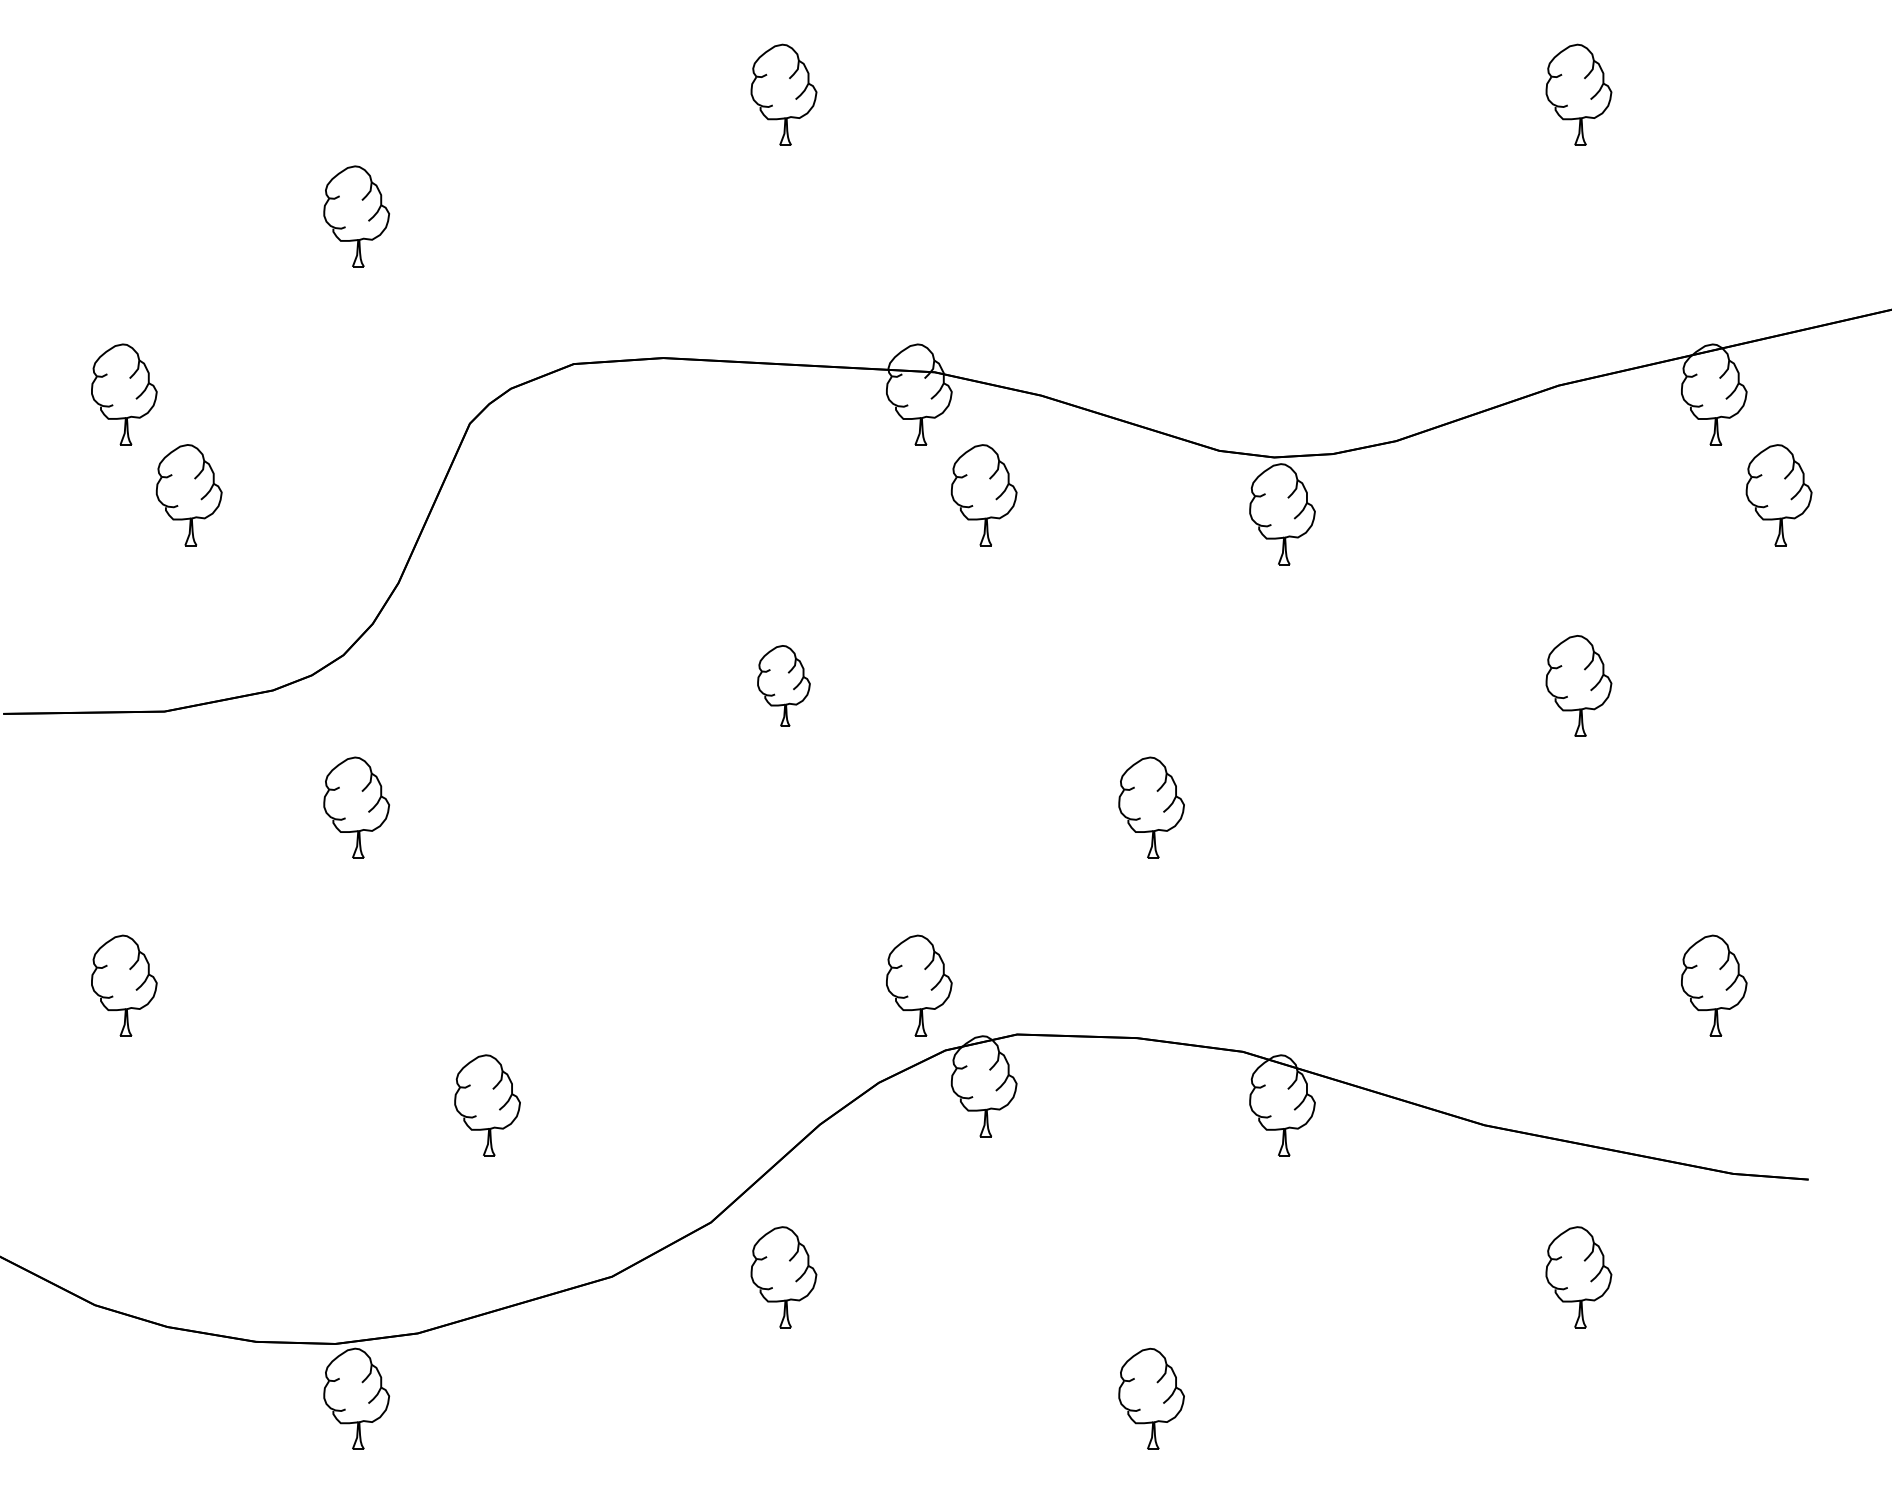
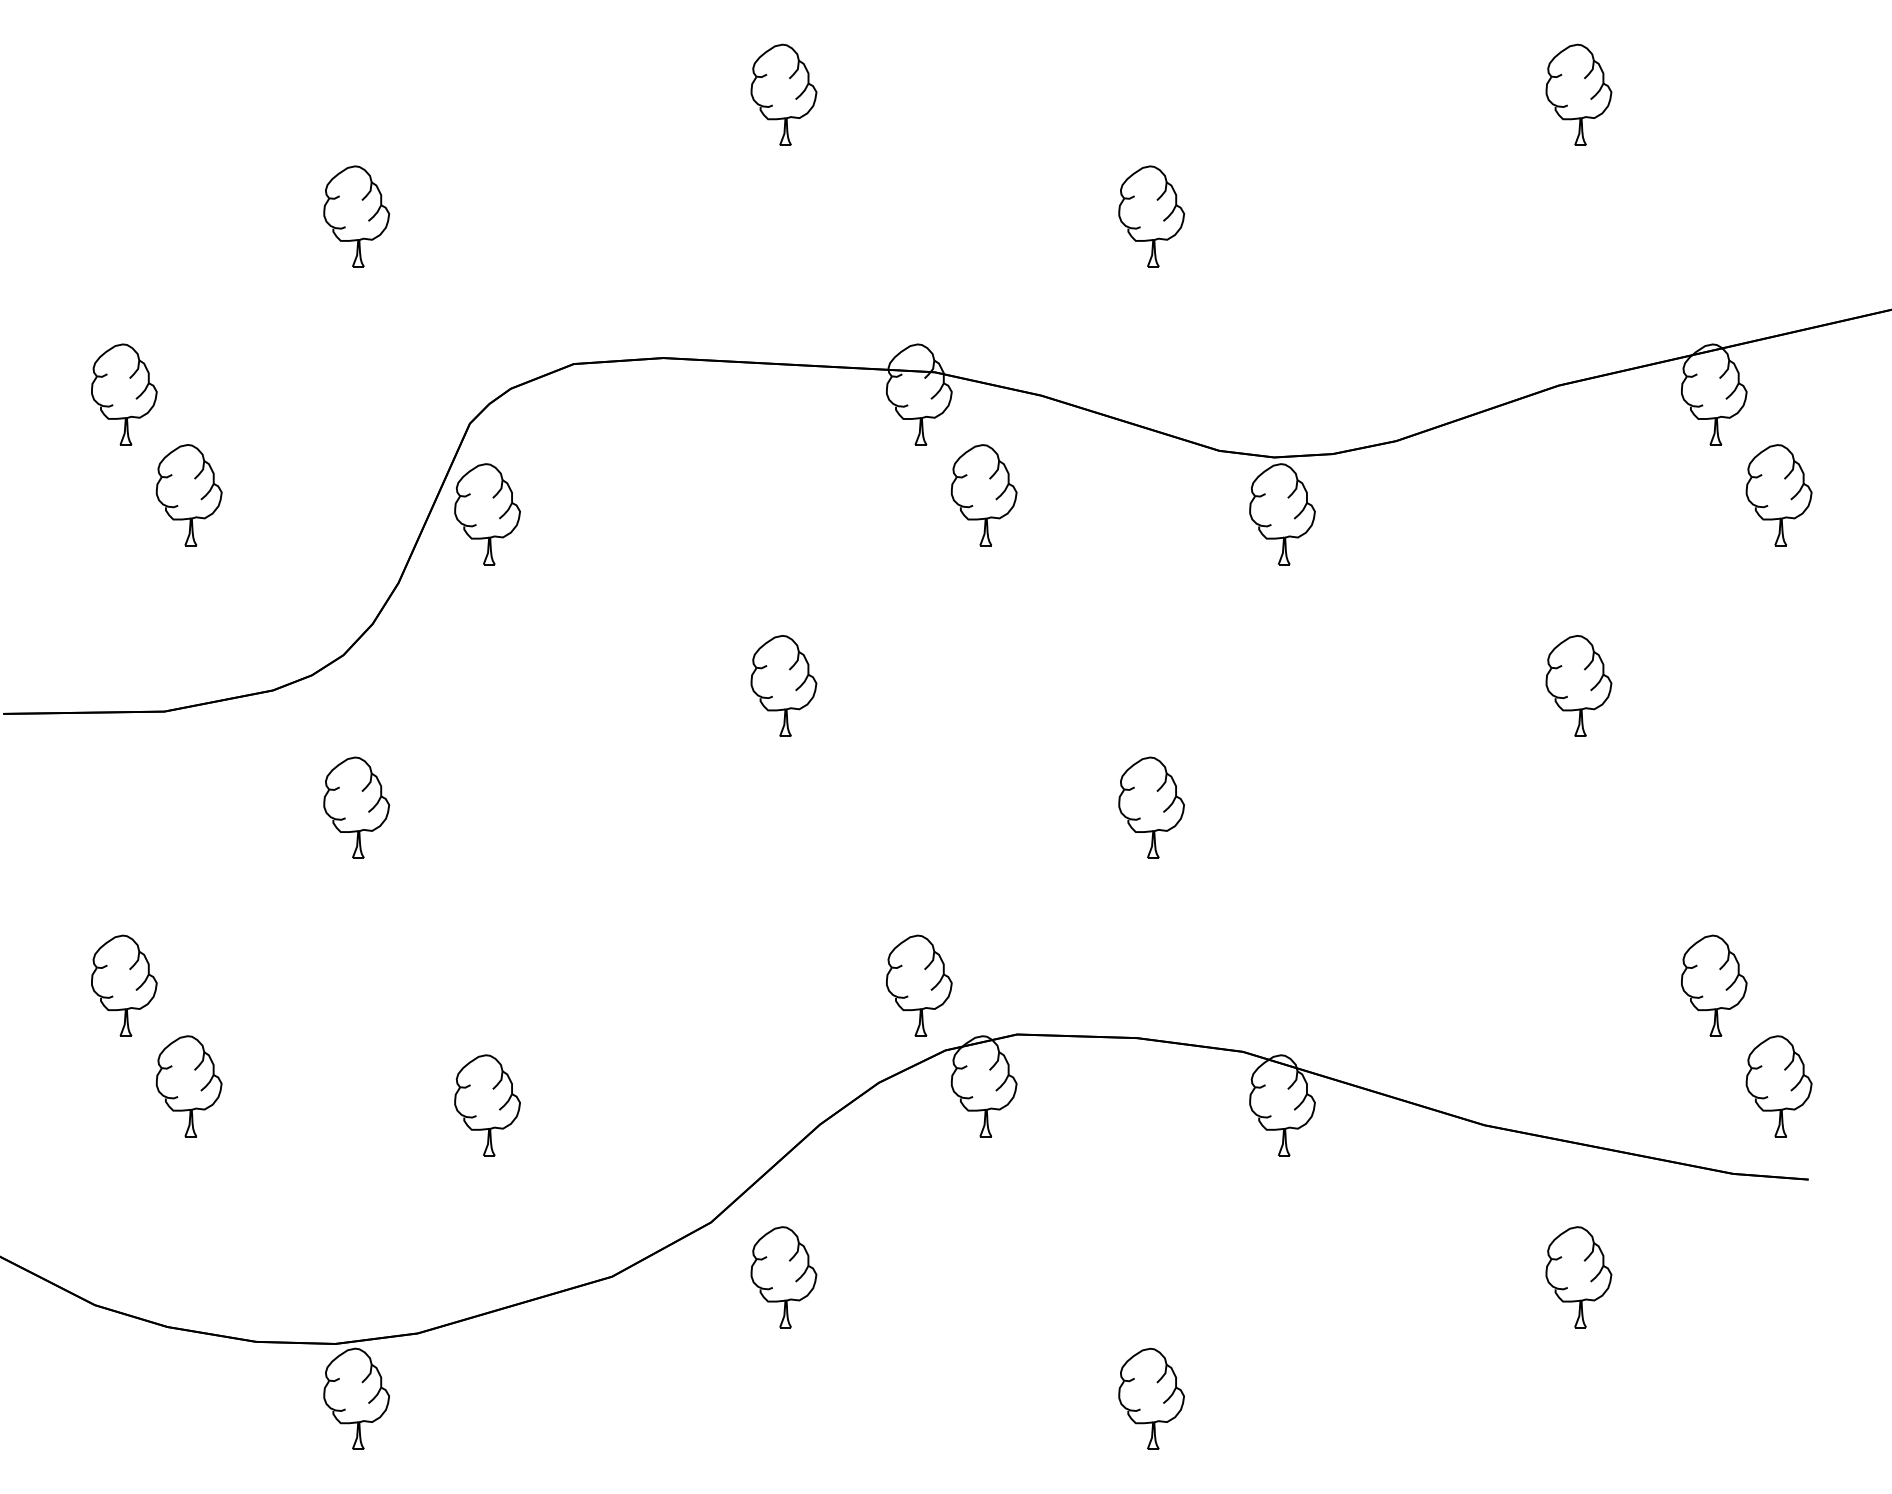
part: none -> present (1151, 216)
part: none -> present (487, 514)
part size: 54x82 px -> 68x102 px (783, 685)
part: none -> present (188, 1086)
part: none -> present (1778, 1086)
